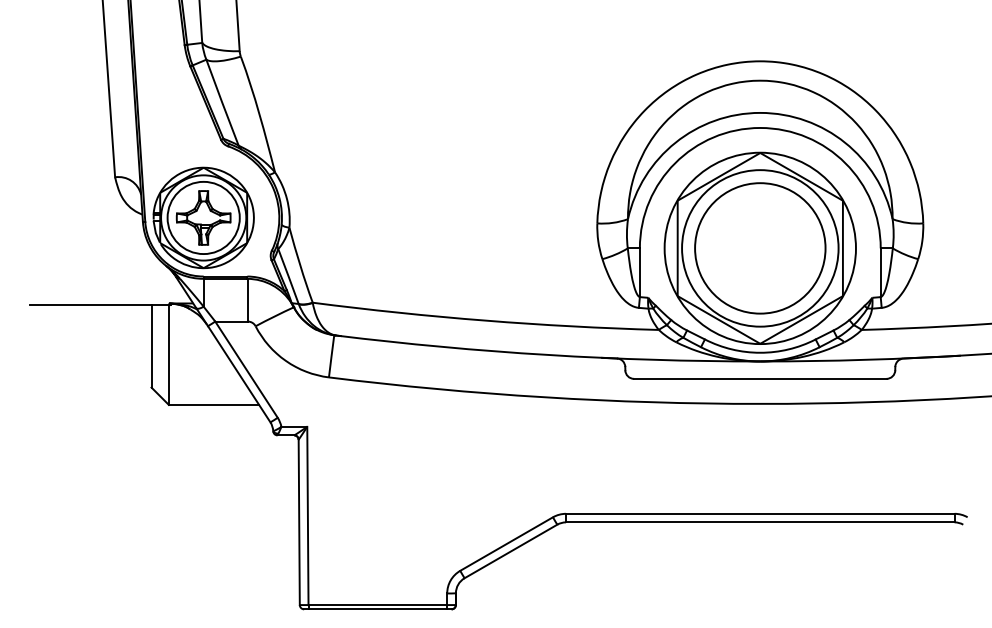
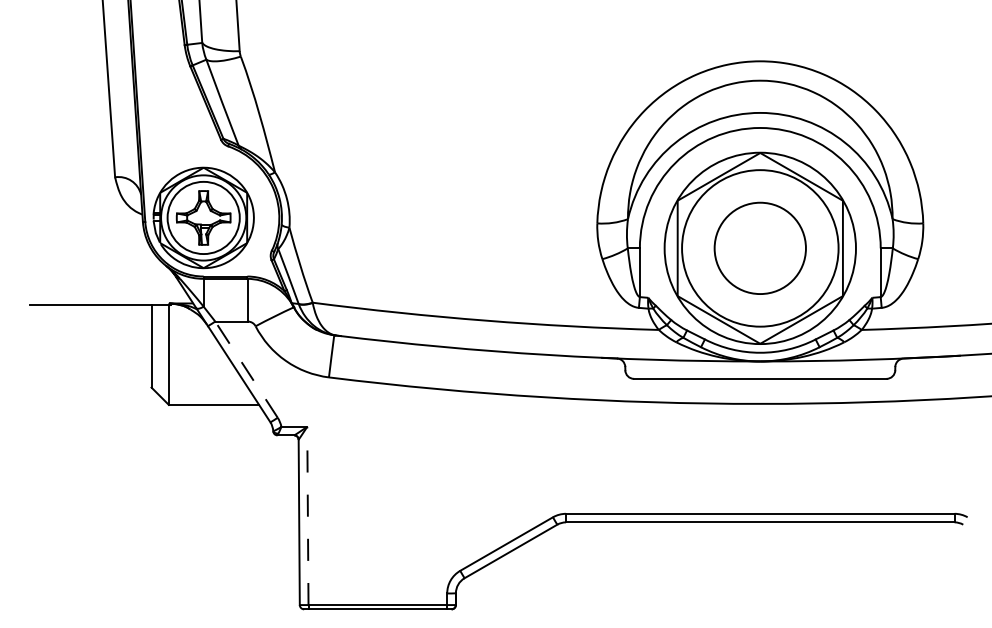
circle diameter: 130 px -> 91 px (759, 248)
line: solid -> dashed (246, 369)
line: solid -> dashed (307, 515)
